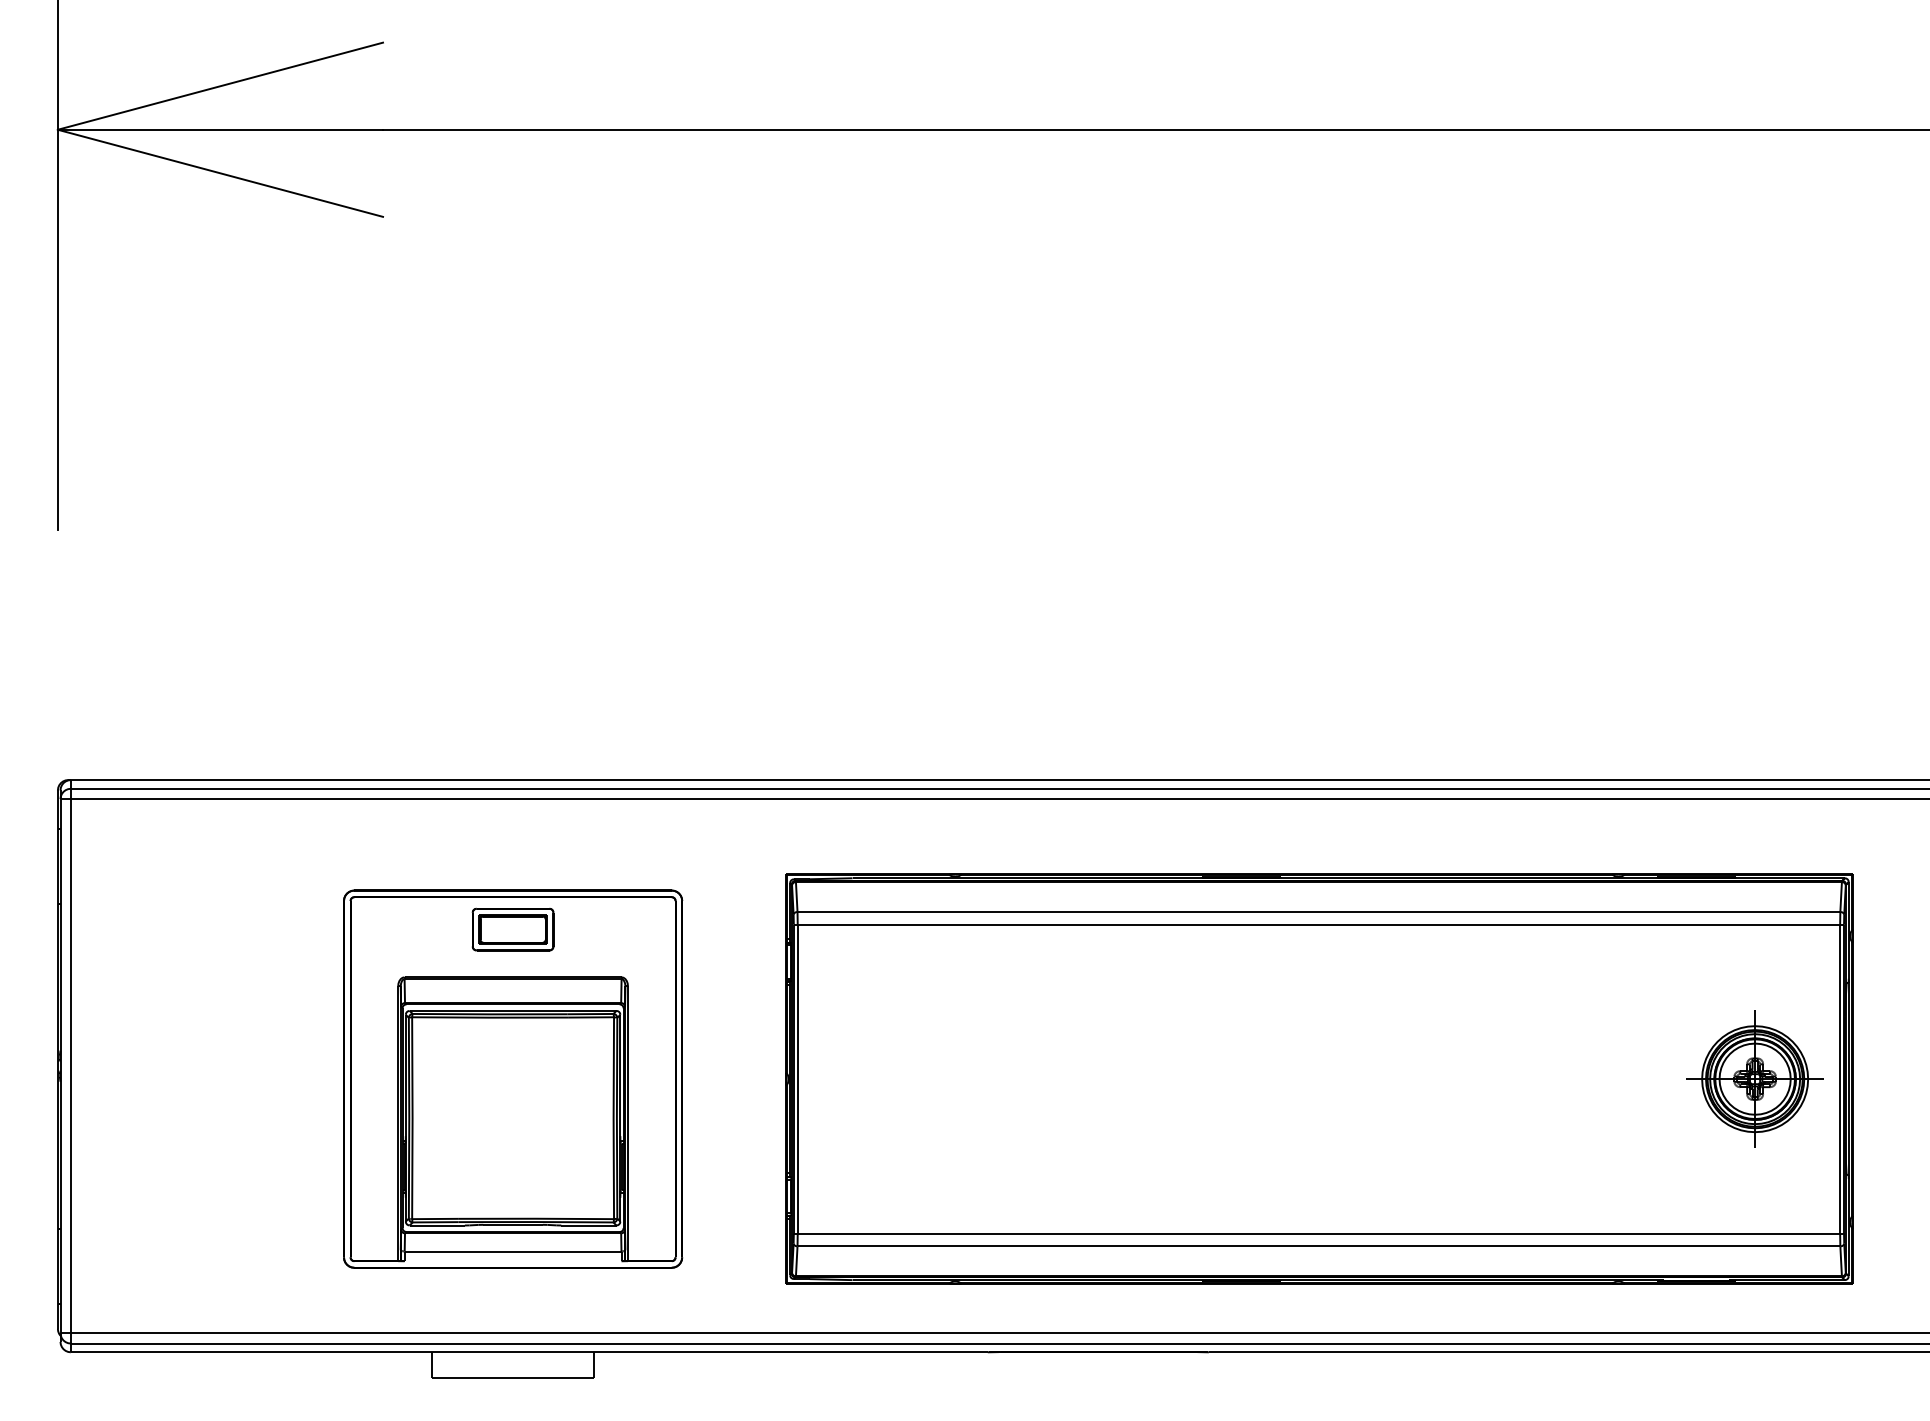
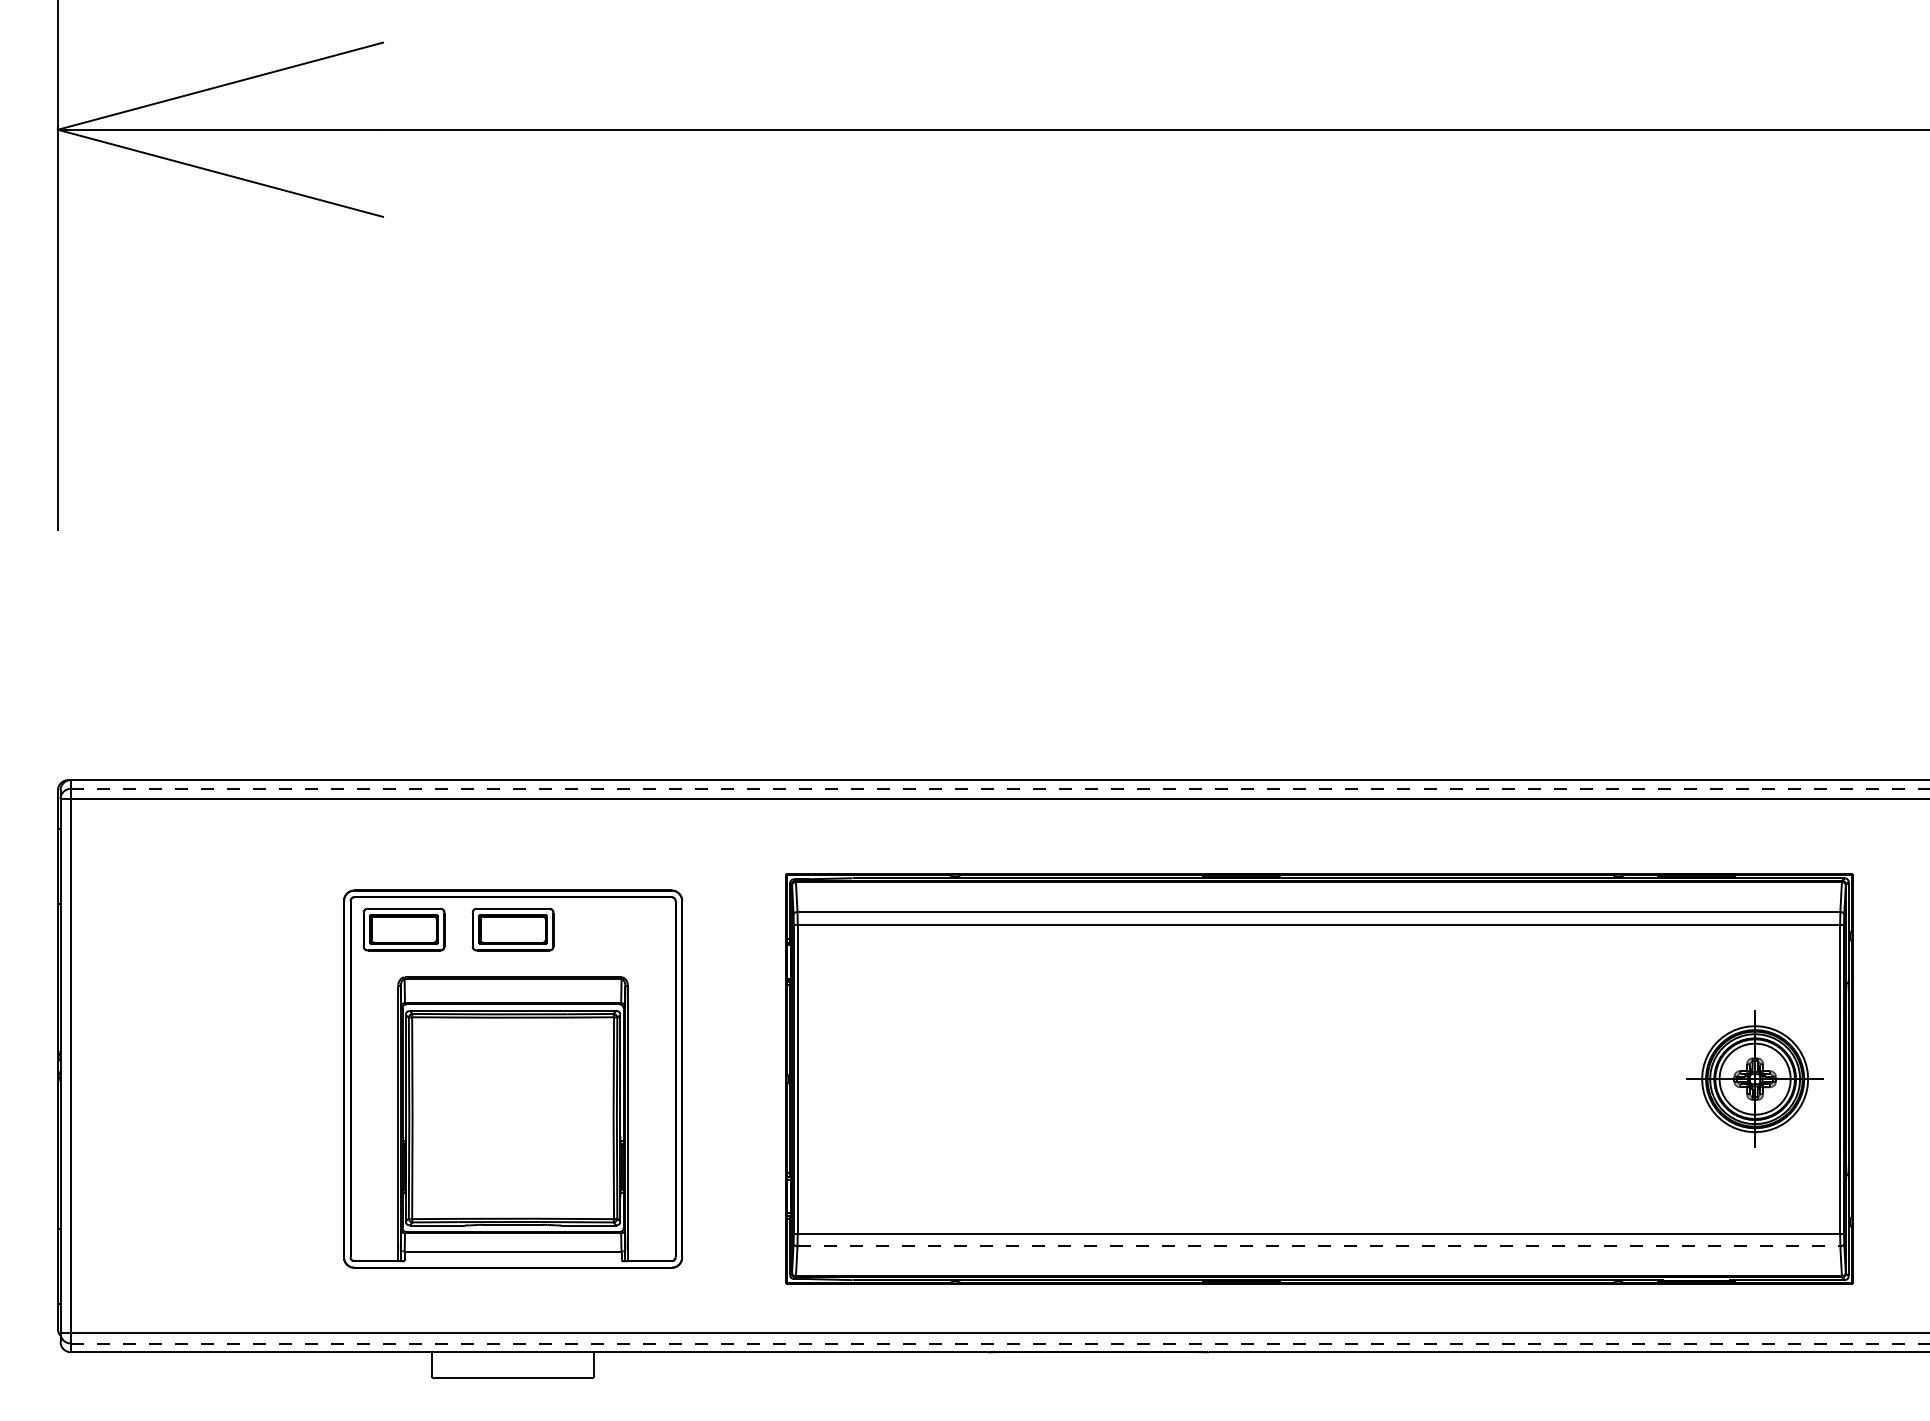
line: solid -> dashed (1000, 788)
part: none -> present (403, 929)
line: solid -> dashed (1319, 1246)
line: solid -> dashed (1000, 1343)
